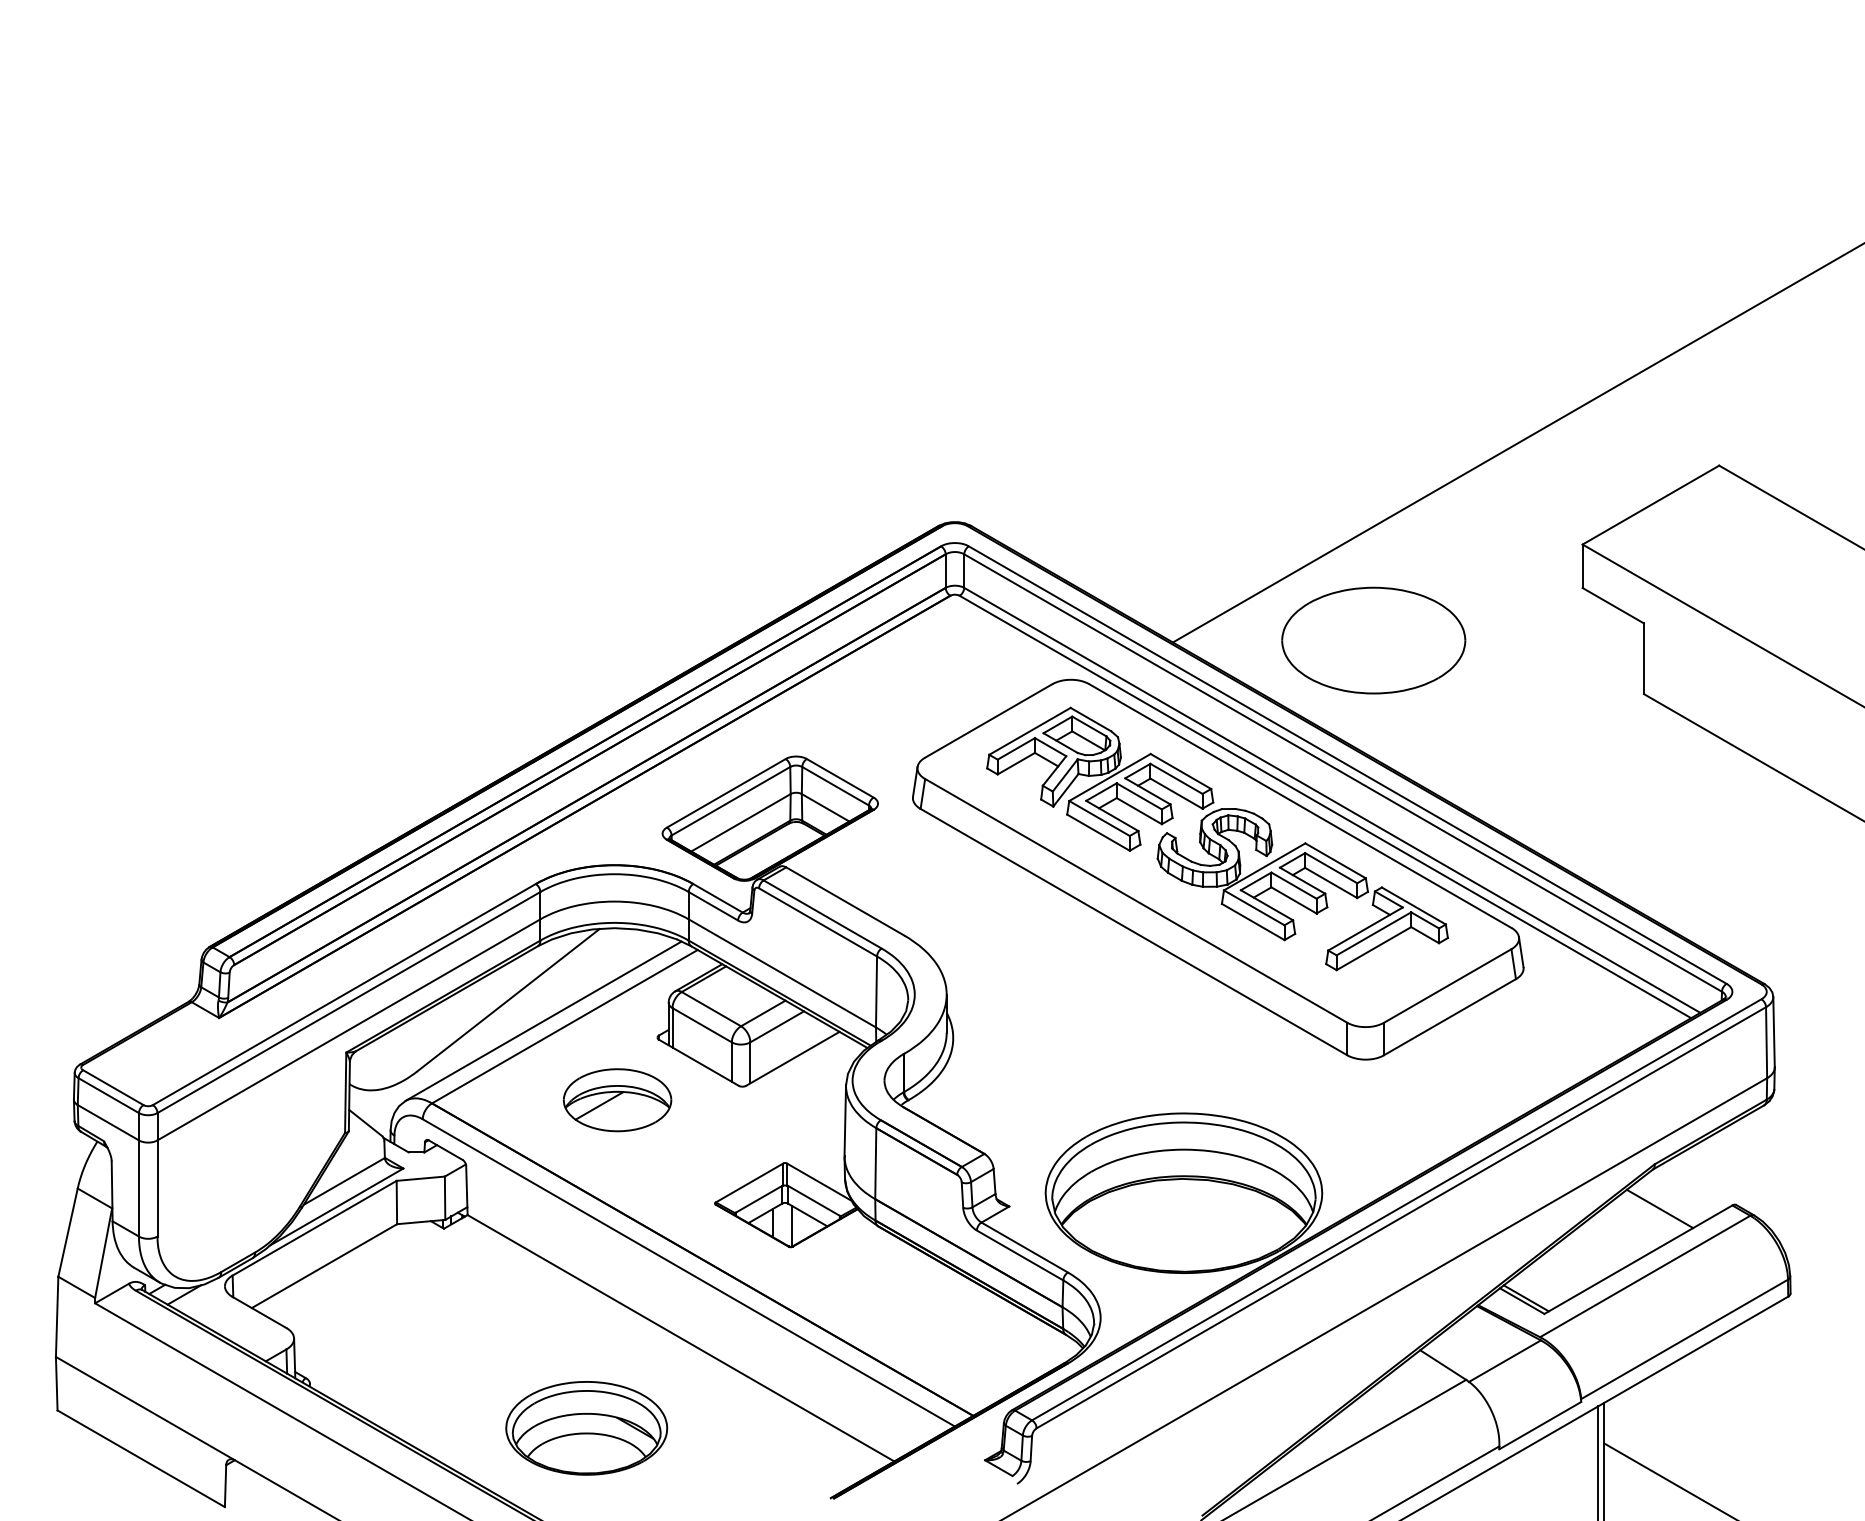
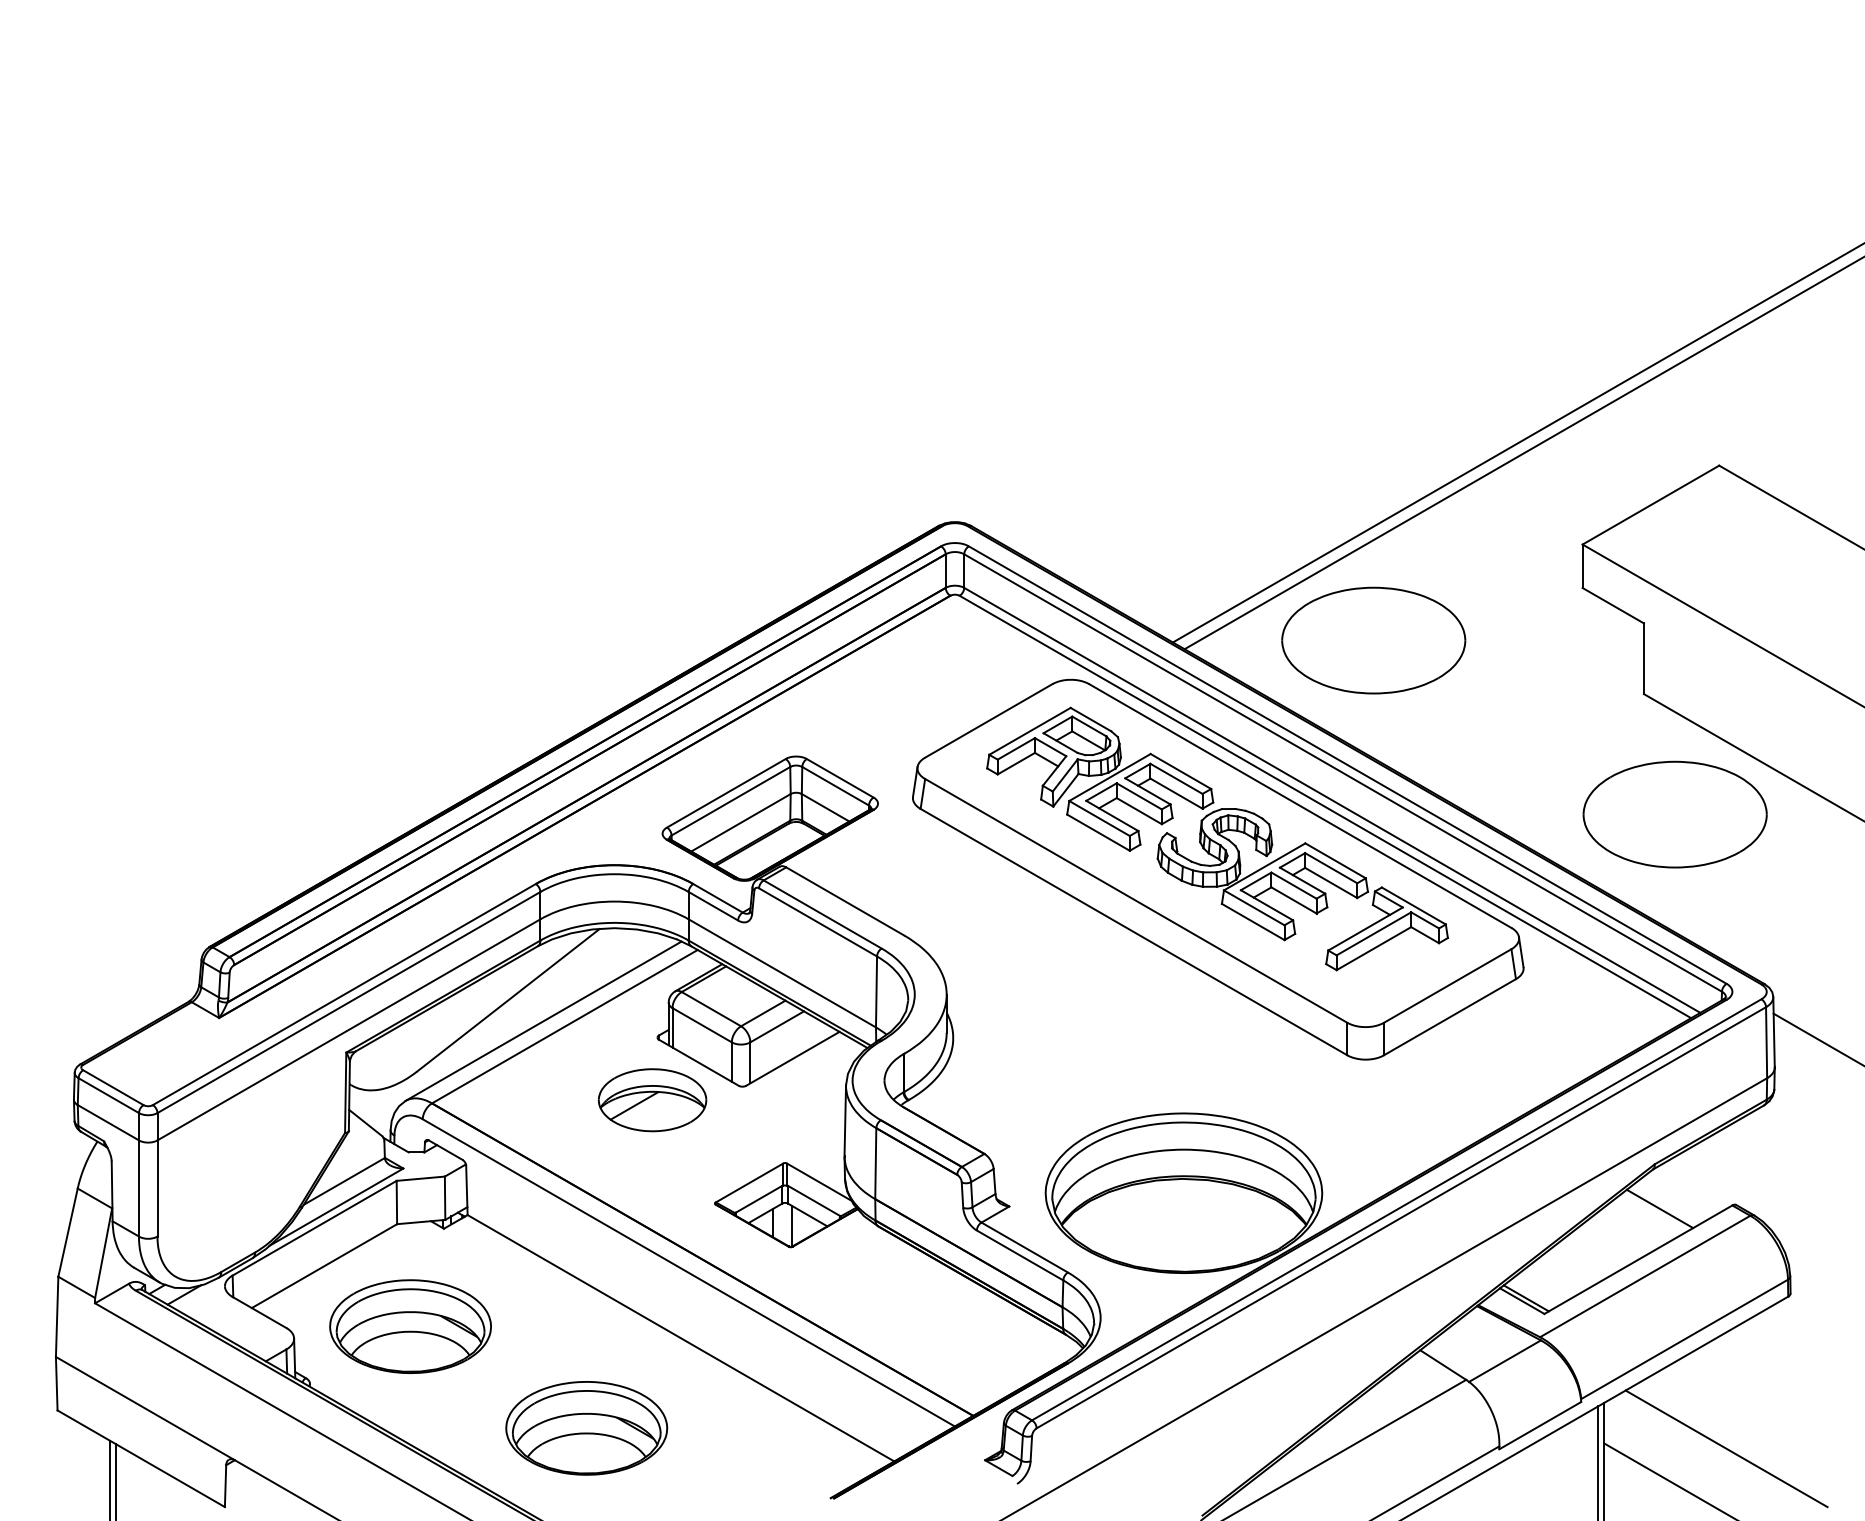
line: none -> present (1522, 453)
part: none -> present (1674, 814)
line: none -> present (1817, 1038)
part position: (617, 1100) -> (652, 1100) (652, 1100)
part: none -> present (410, 1326)
line: none -> present (1726, 1448)
line: none -> present (109, 1478)
line: none -> present (115, 1480)
